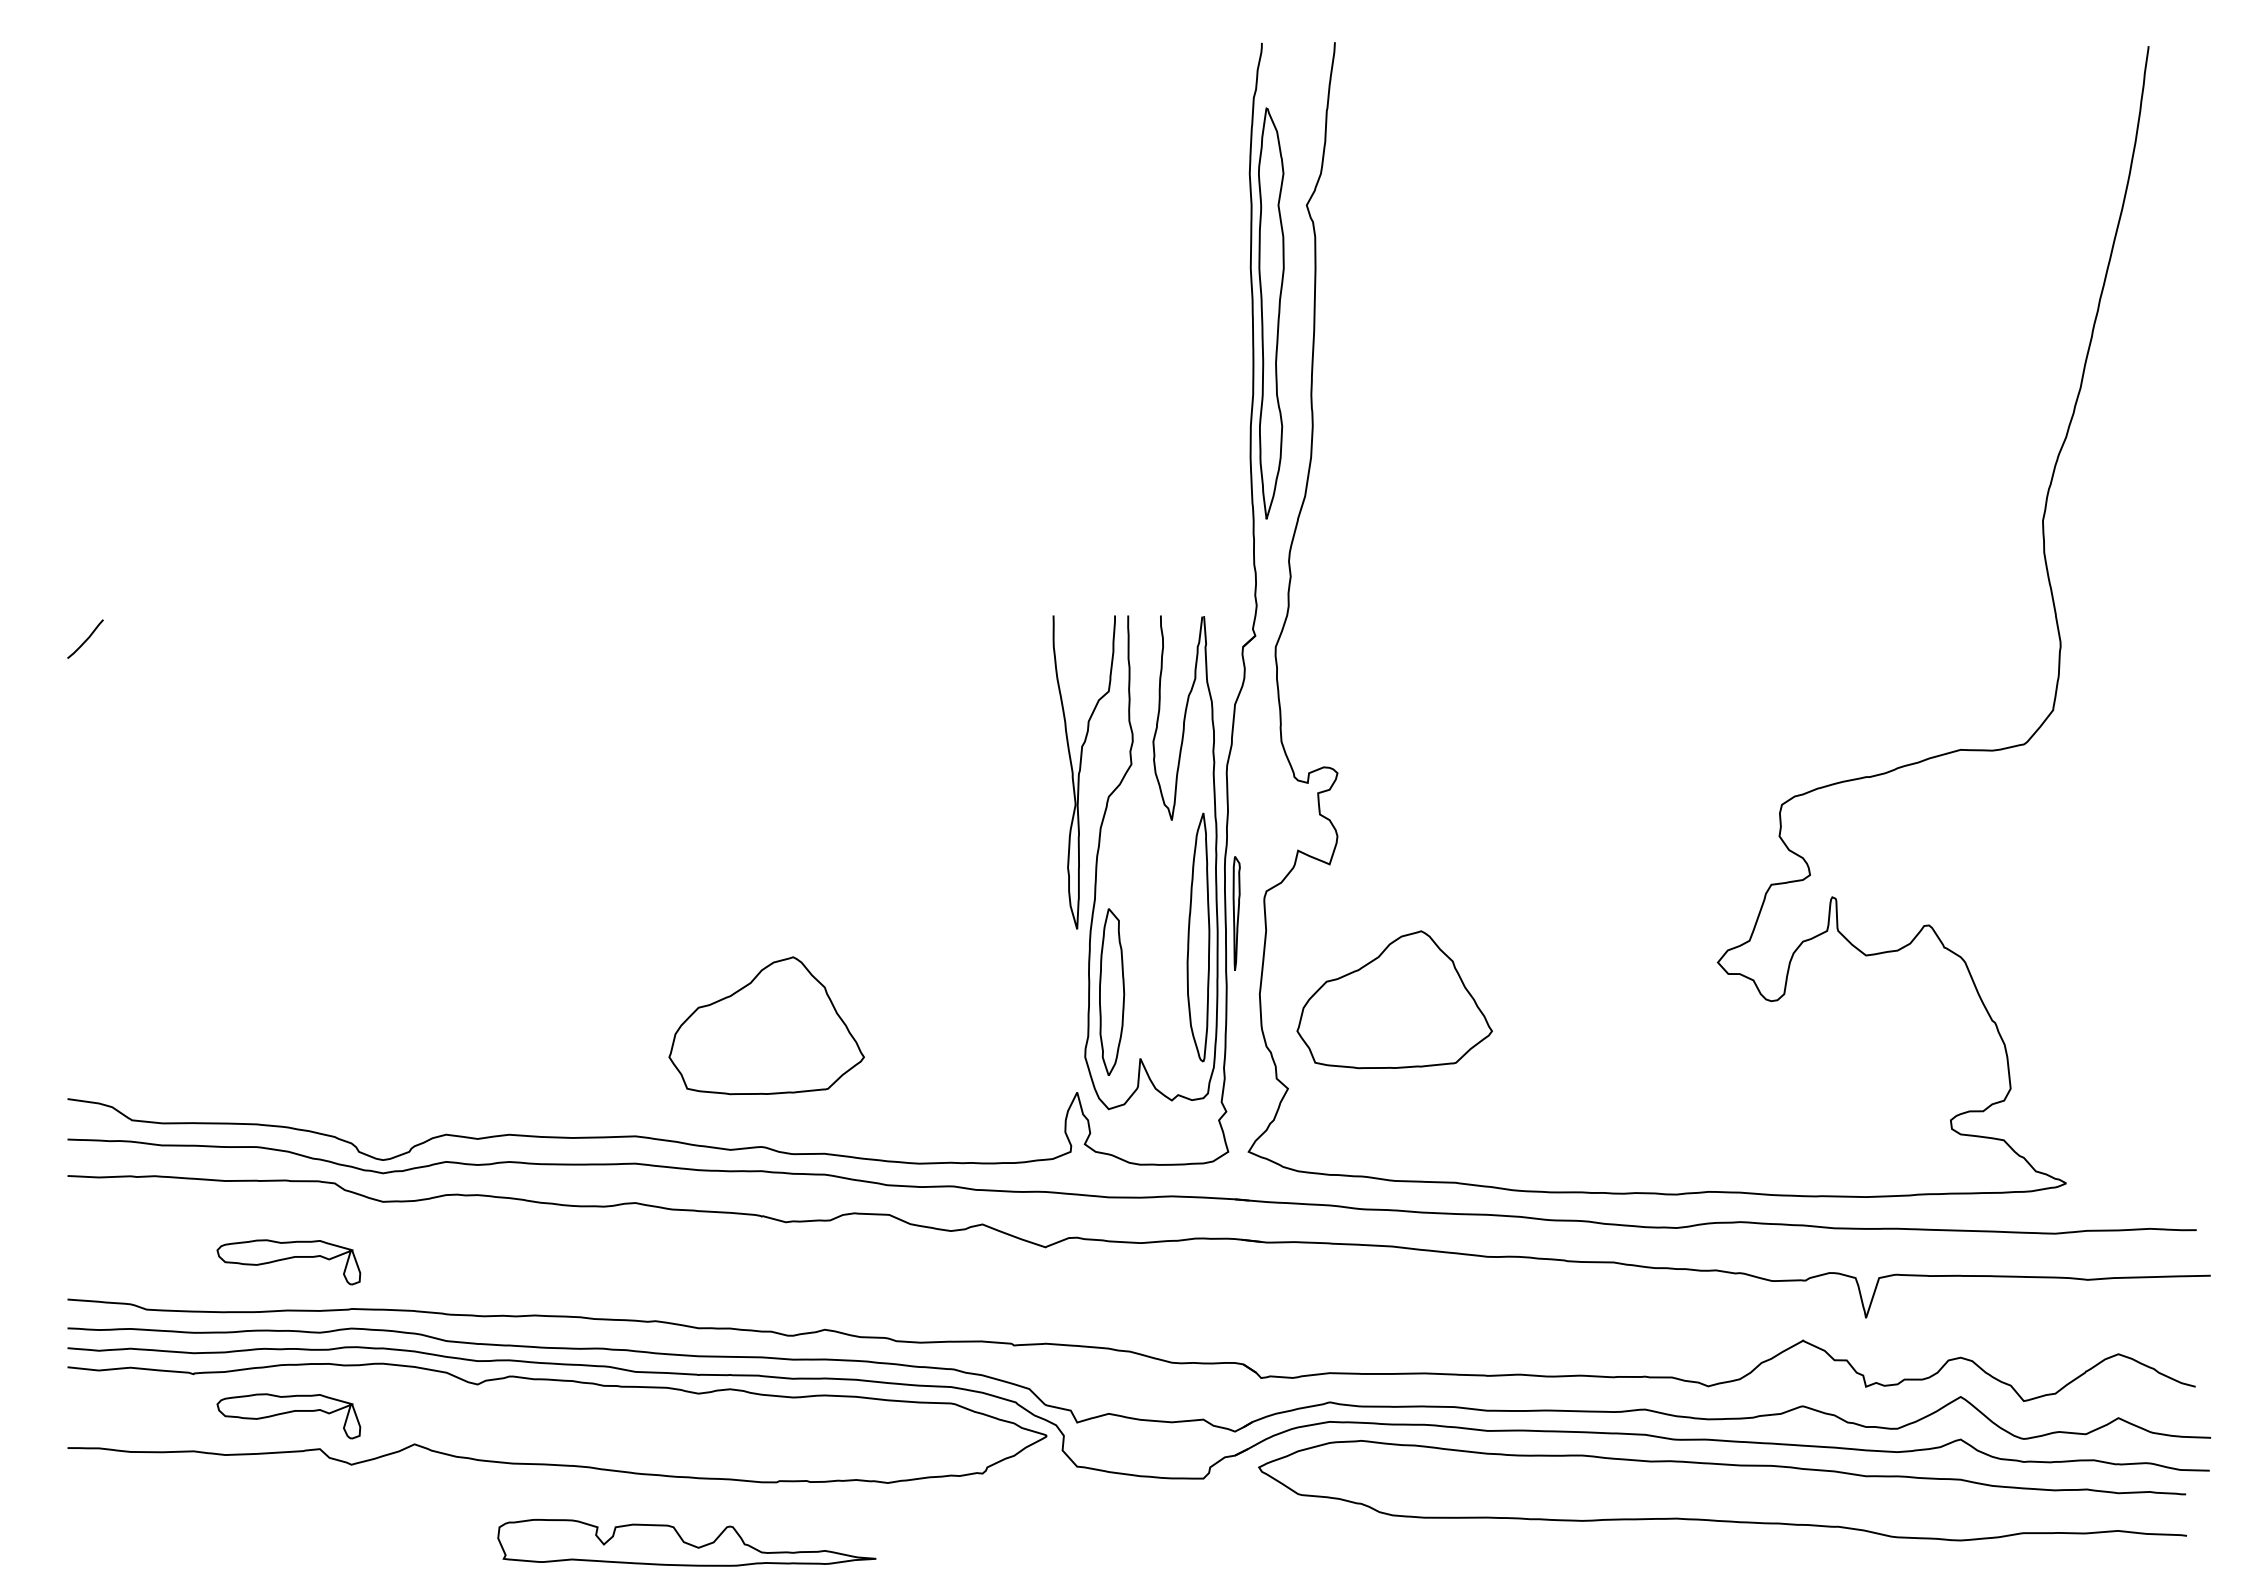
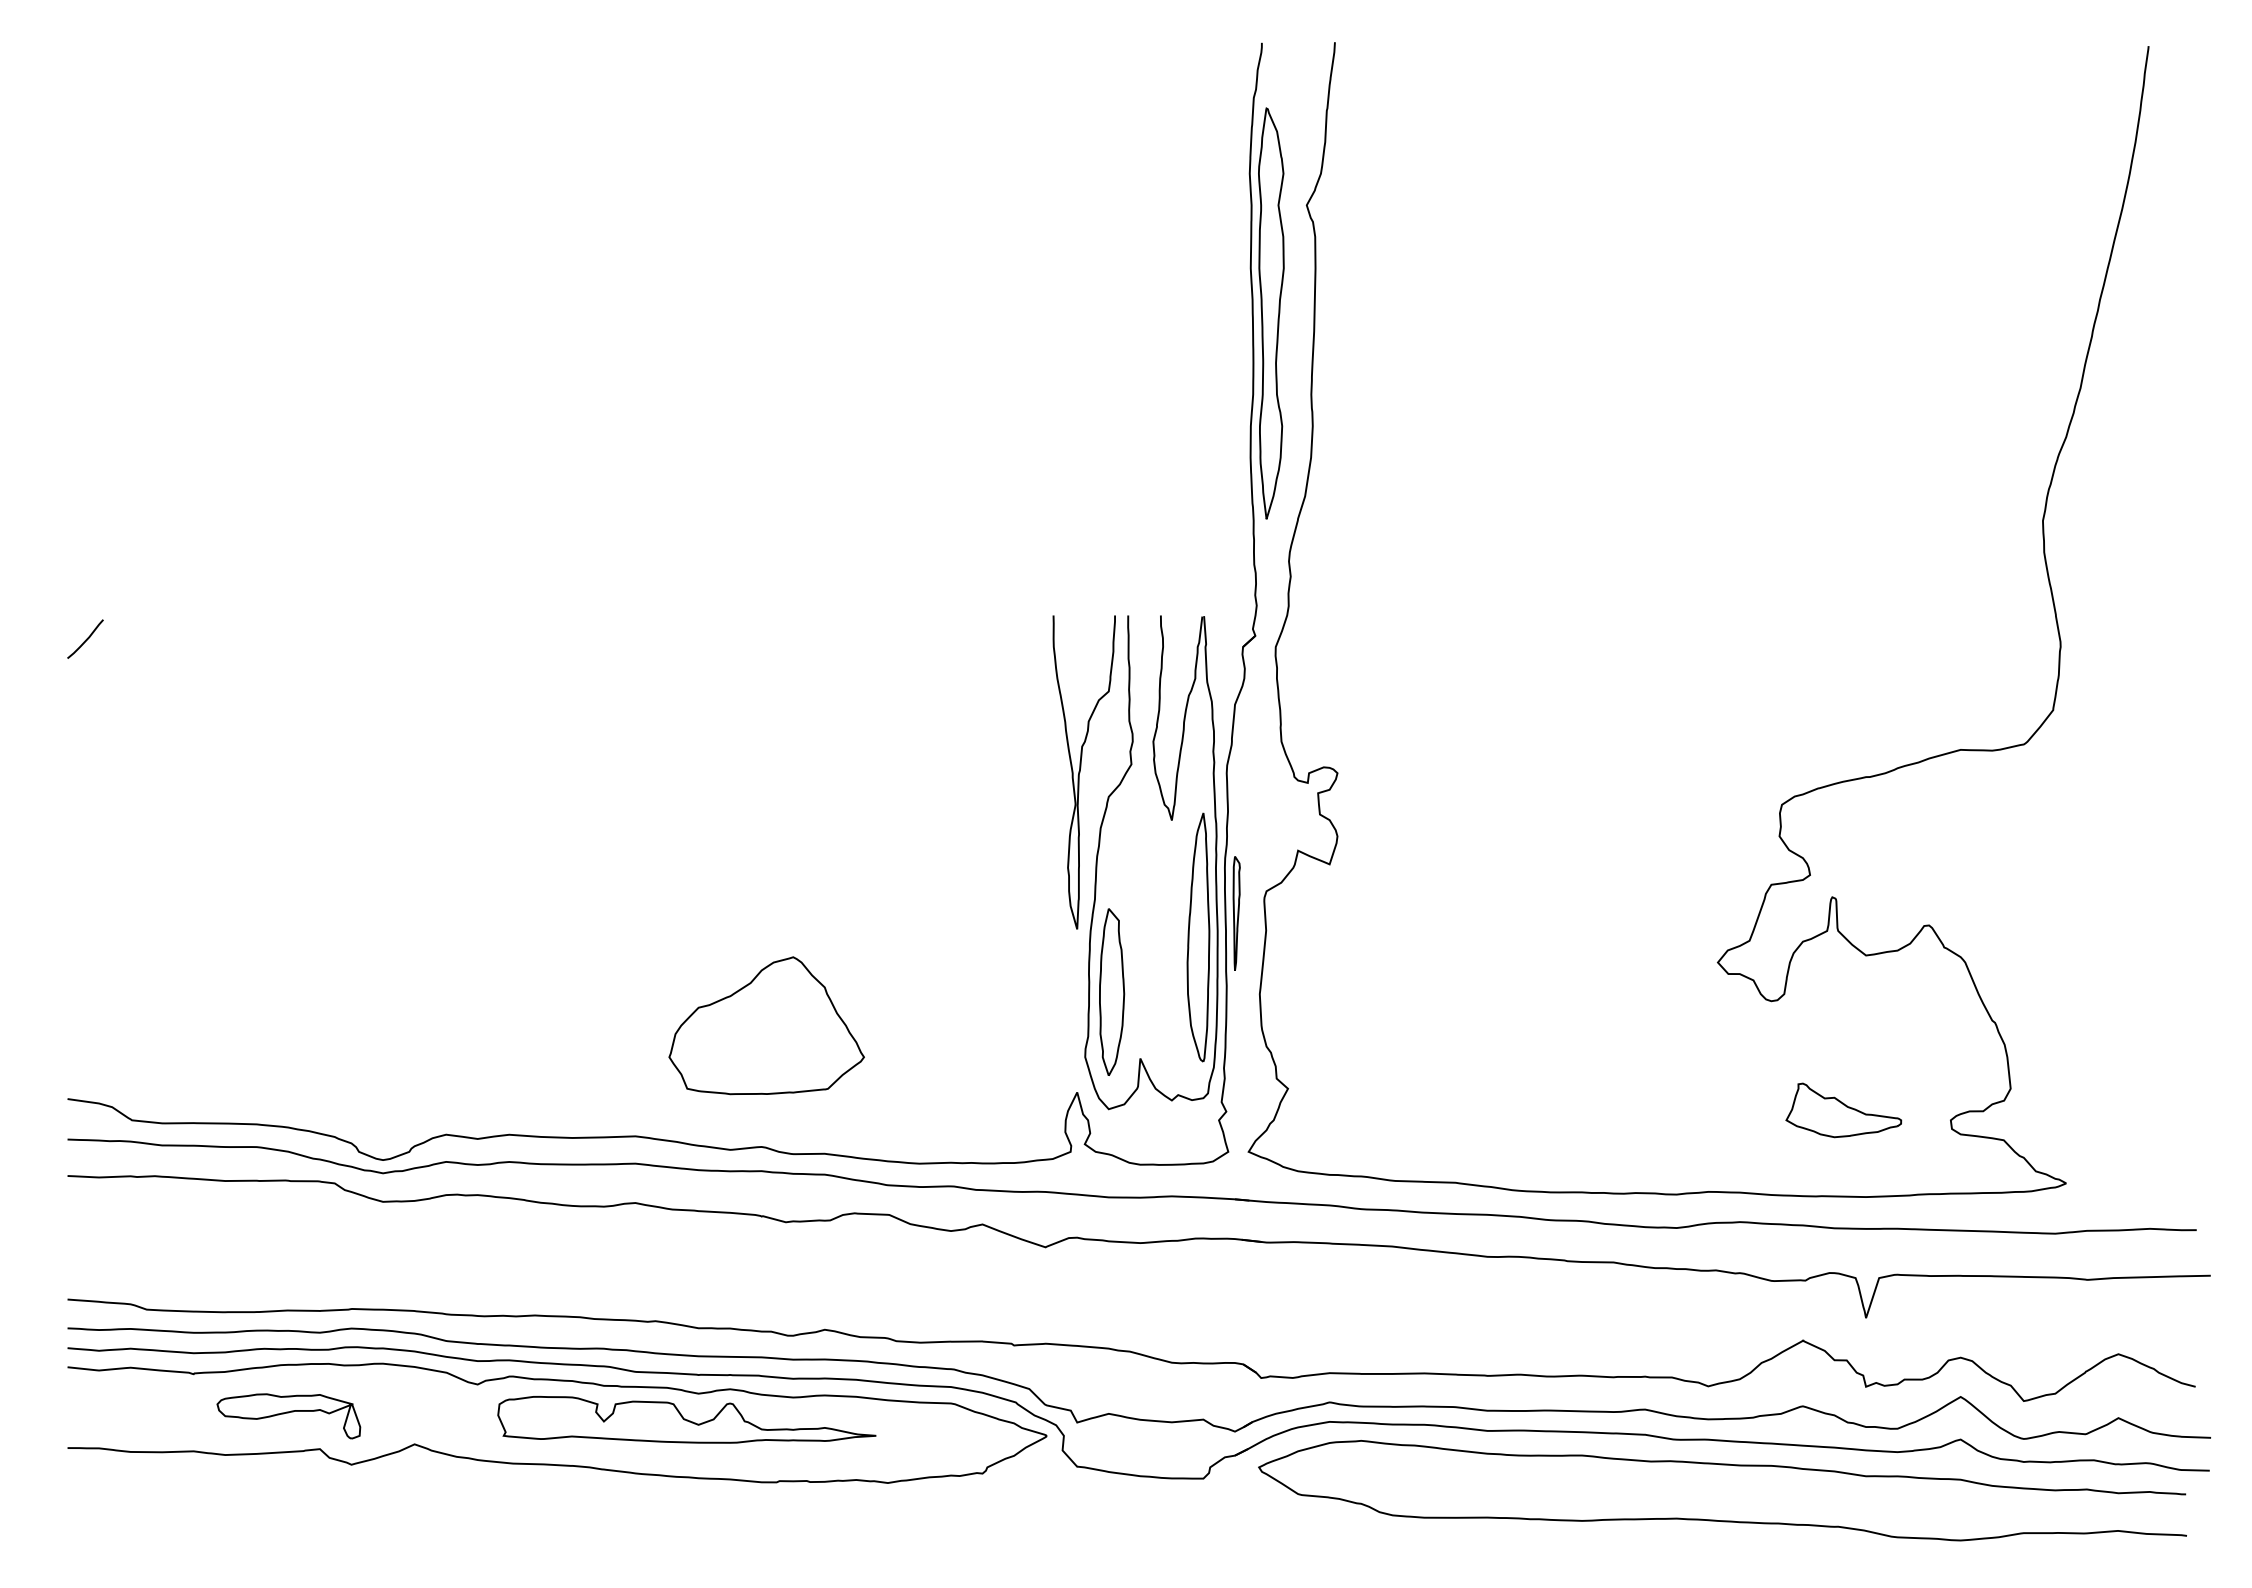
part: present -> none (1394, 999)
part: none -> present (1843, 1110)
part: present -> none (288, 1262)
part position: (686, 1542) -> (686, 1419) (686, 1419)
